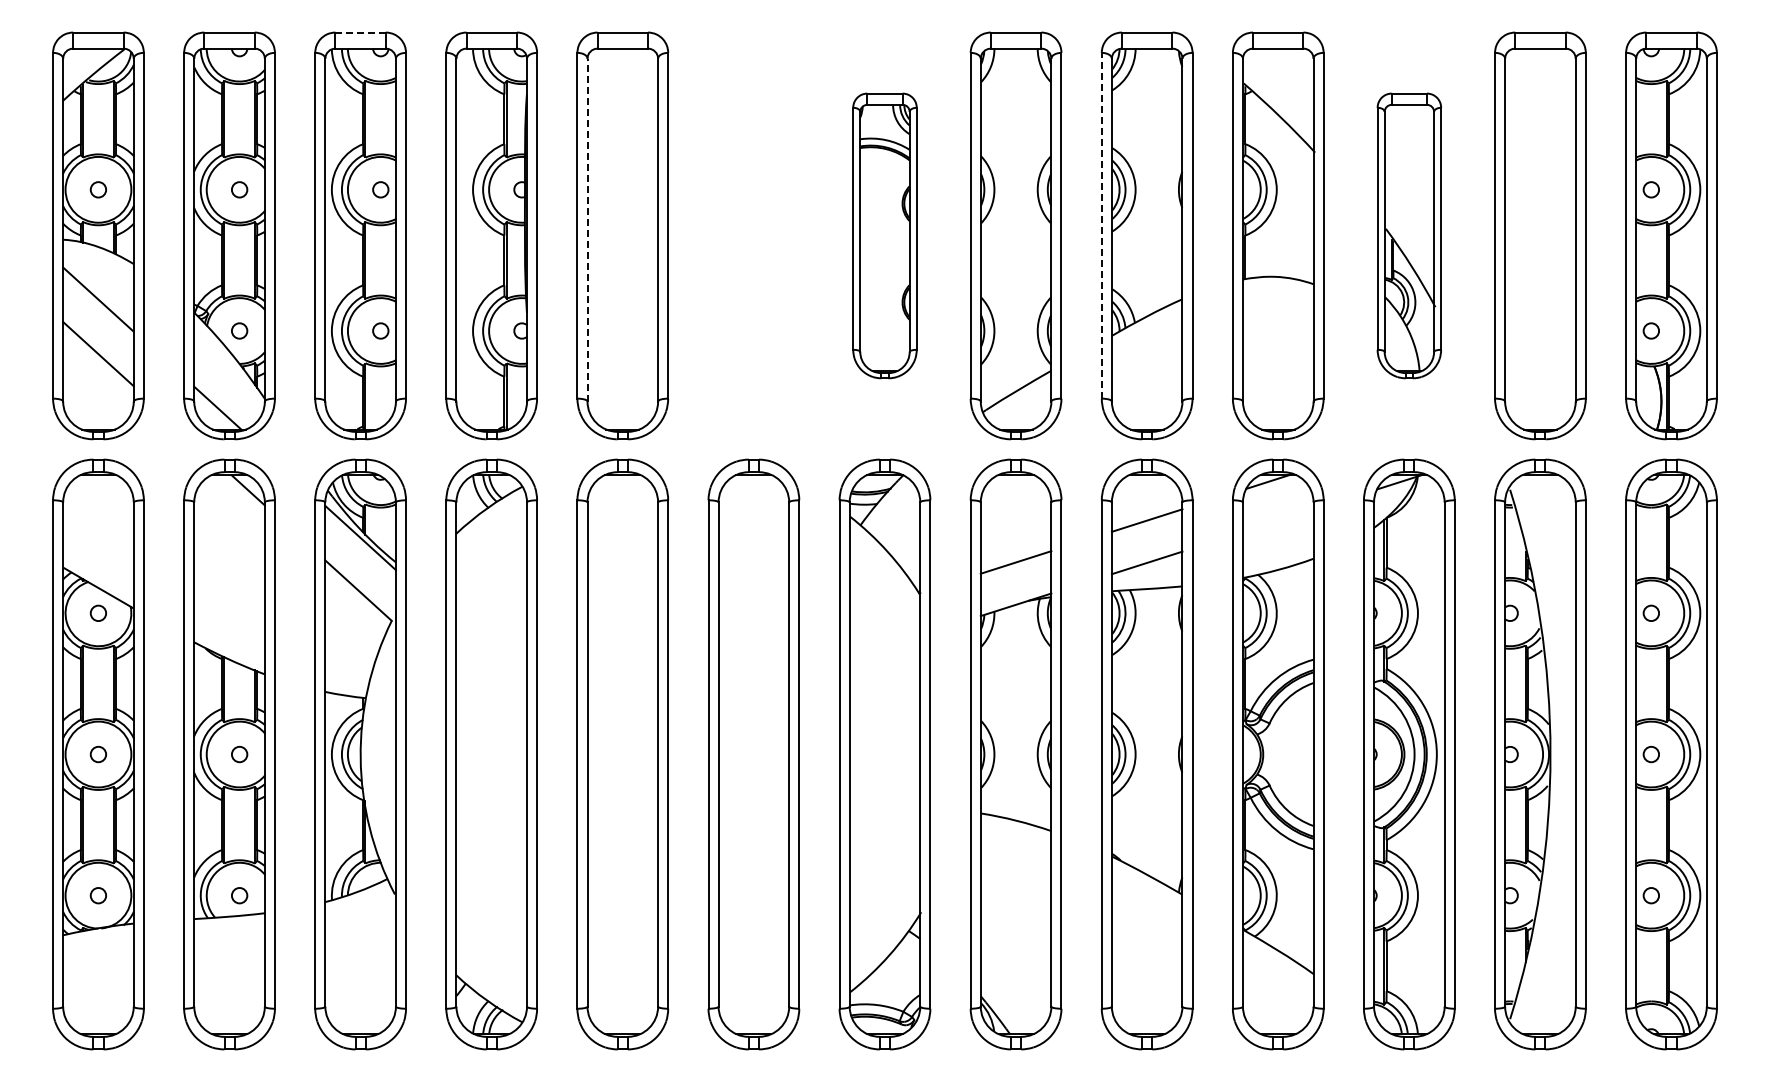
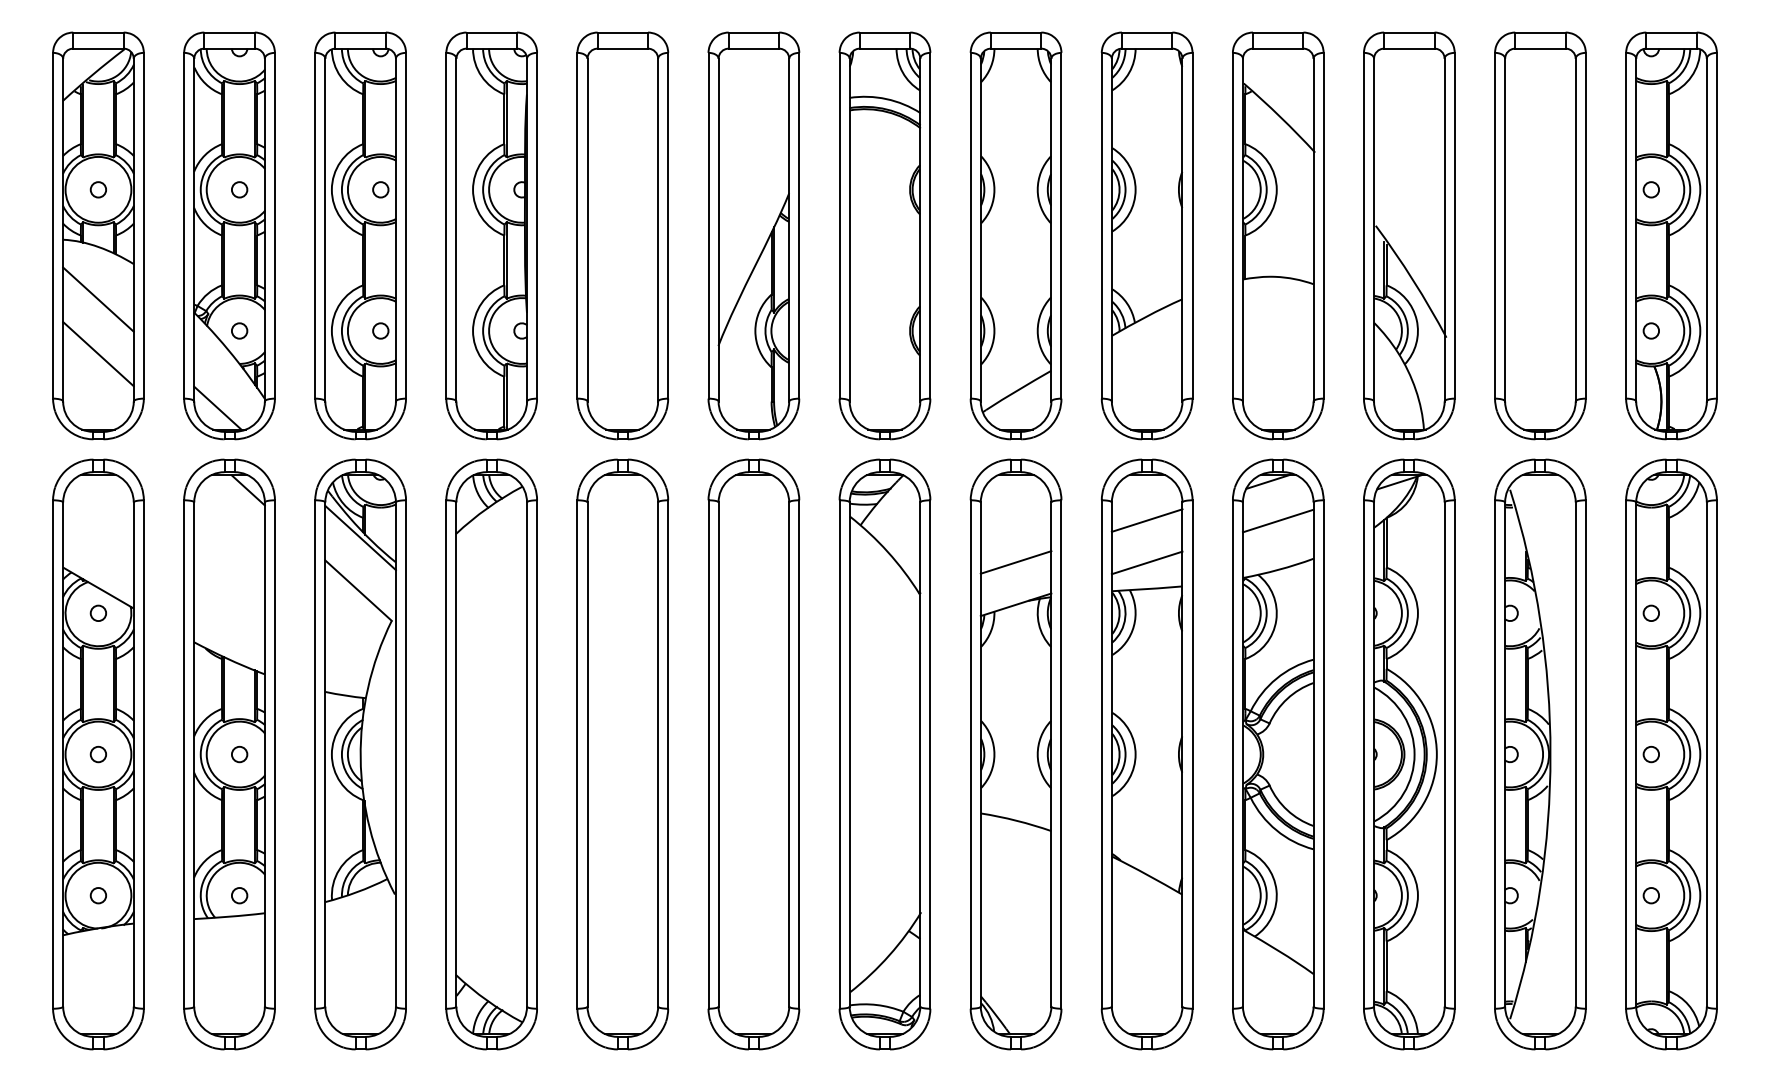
line: dashed -> solid (361, 32)
line: dashed -> solid (1101, 225)
line: dashed -> solid (587, 229)
part: none -> present (753, 235)
part size: 66x288 px -> 94x410 px (884, 235)
part size: 66x288 px -> 93x410 px (1409, 235)
line: none -> present (1277, 520)
